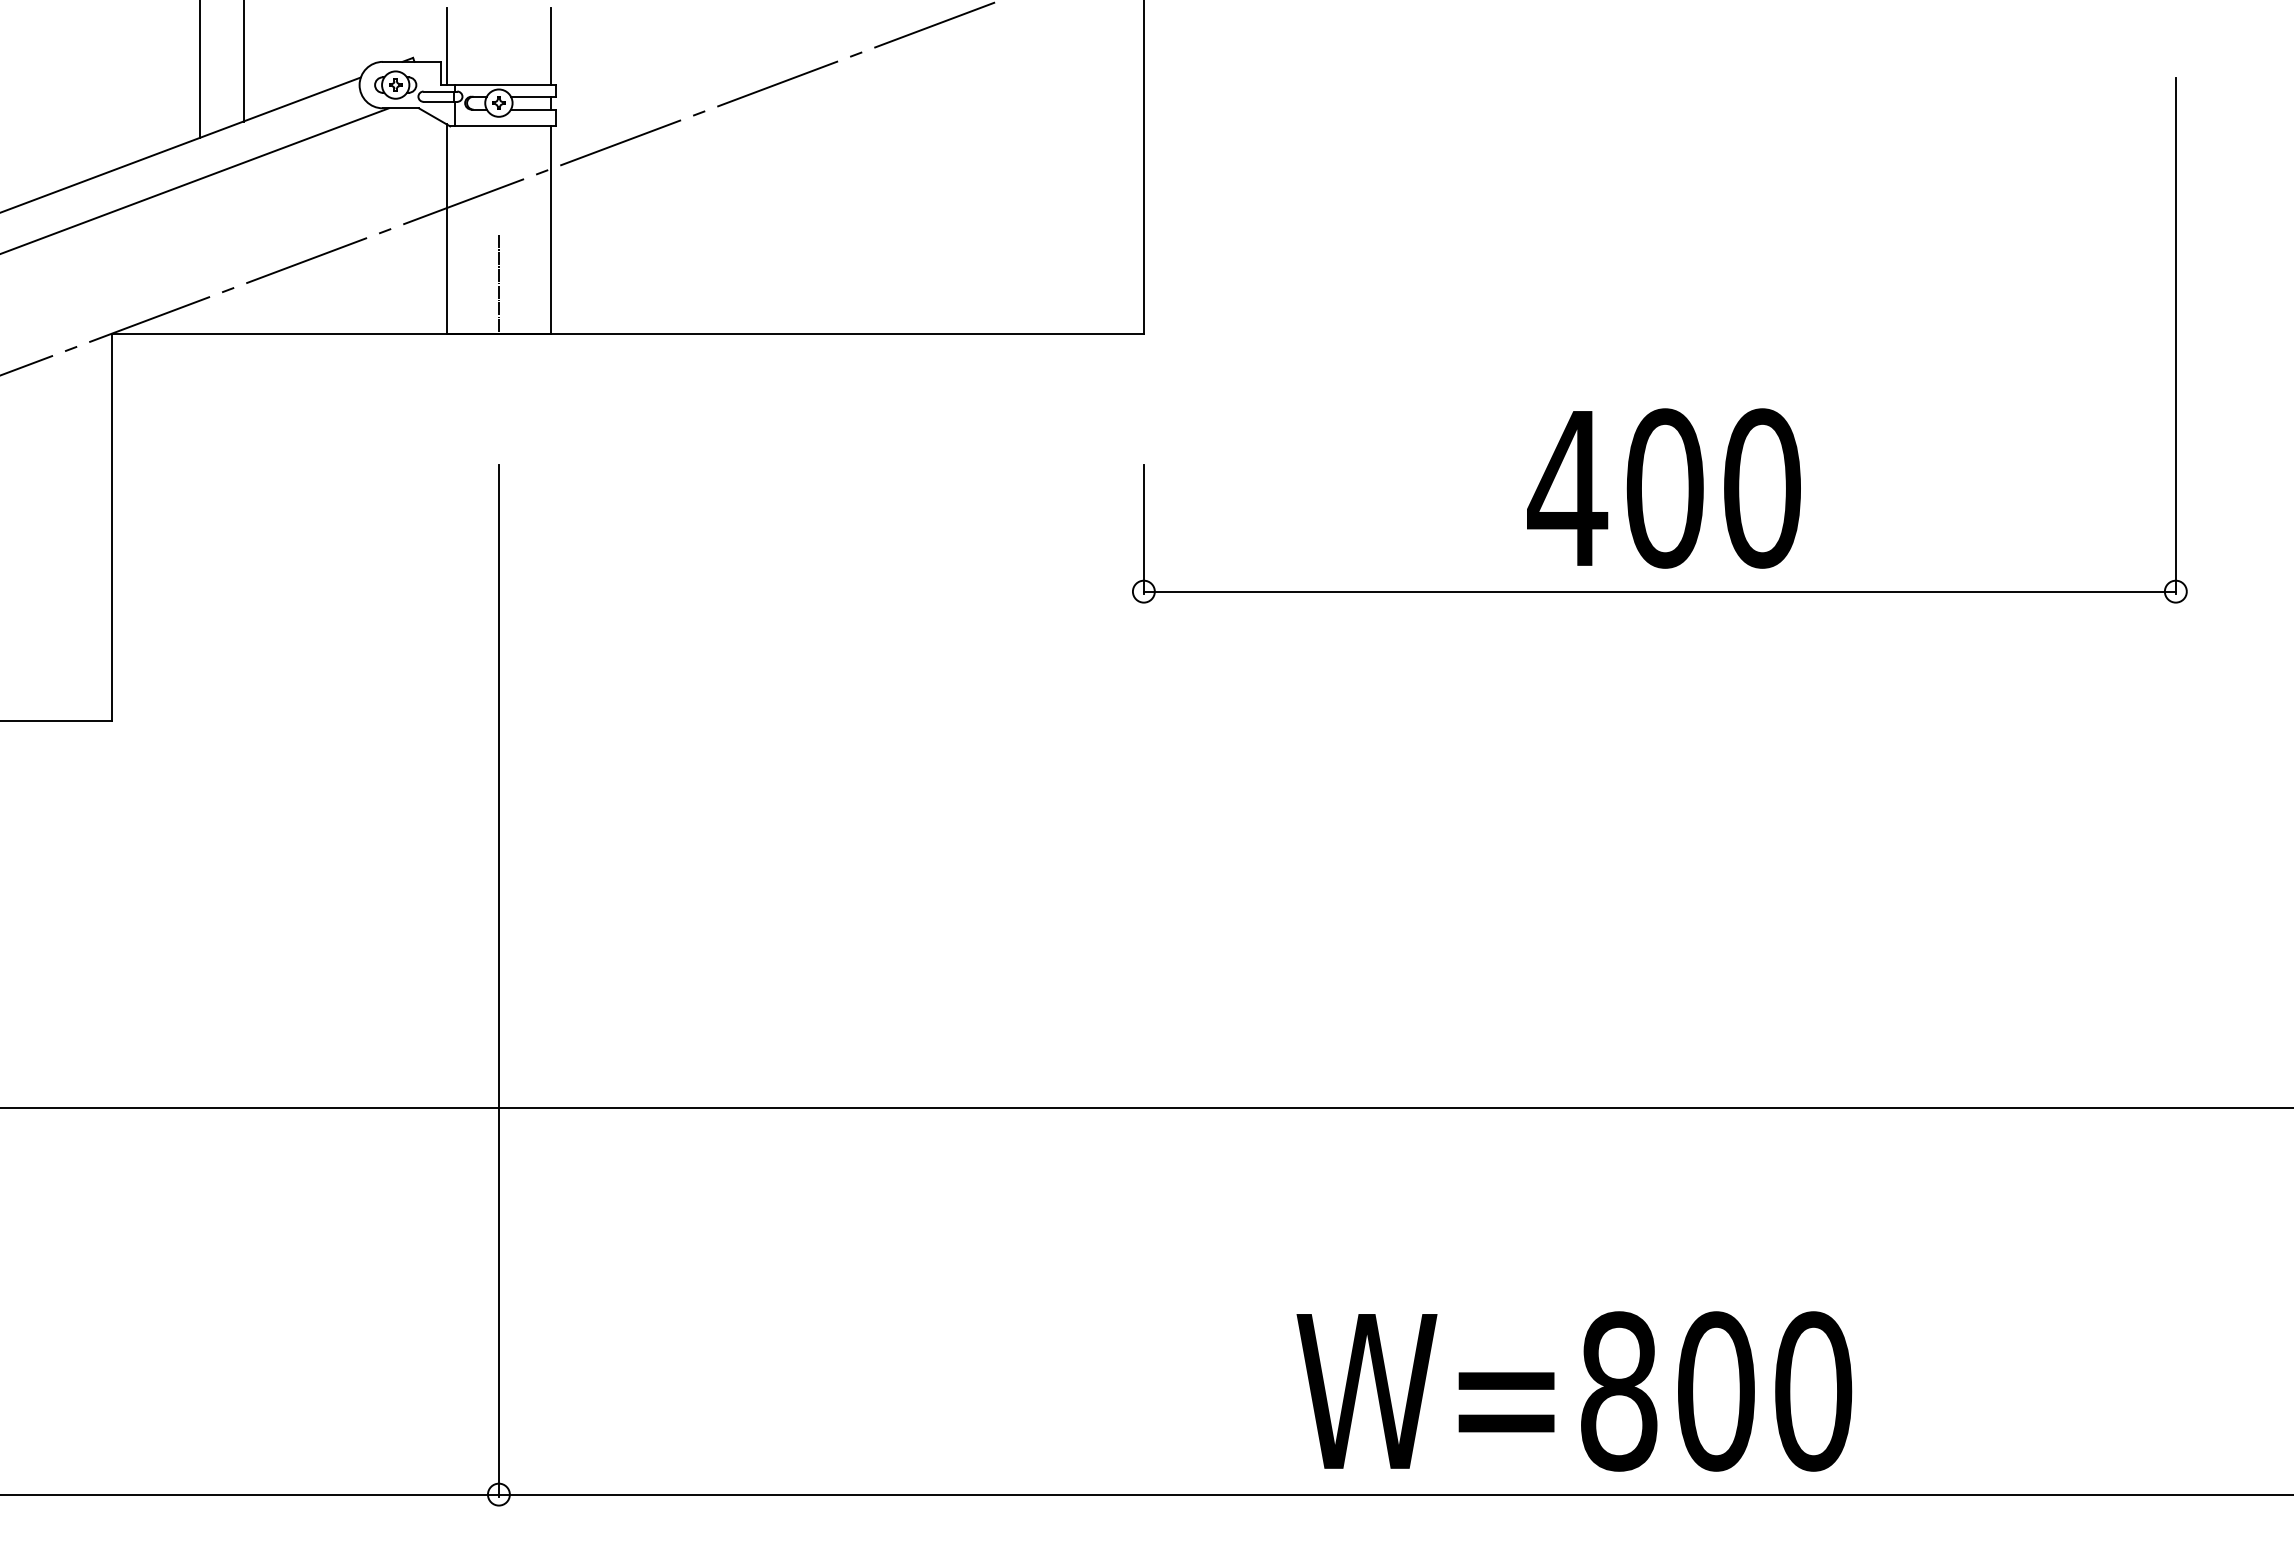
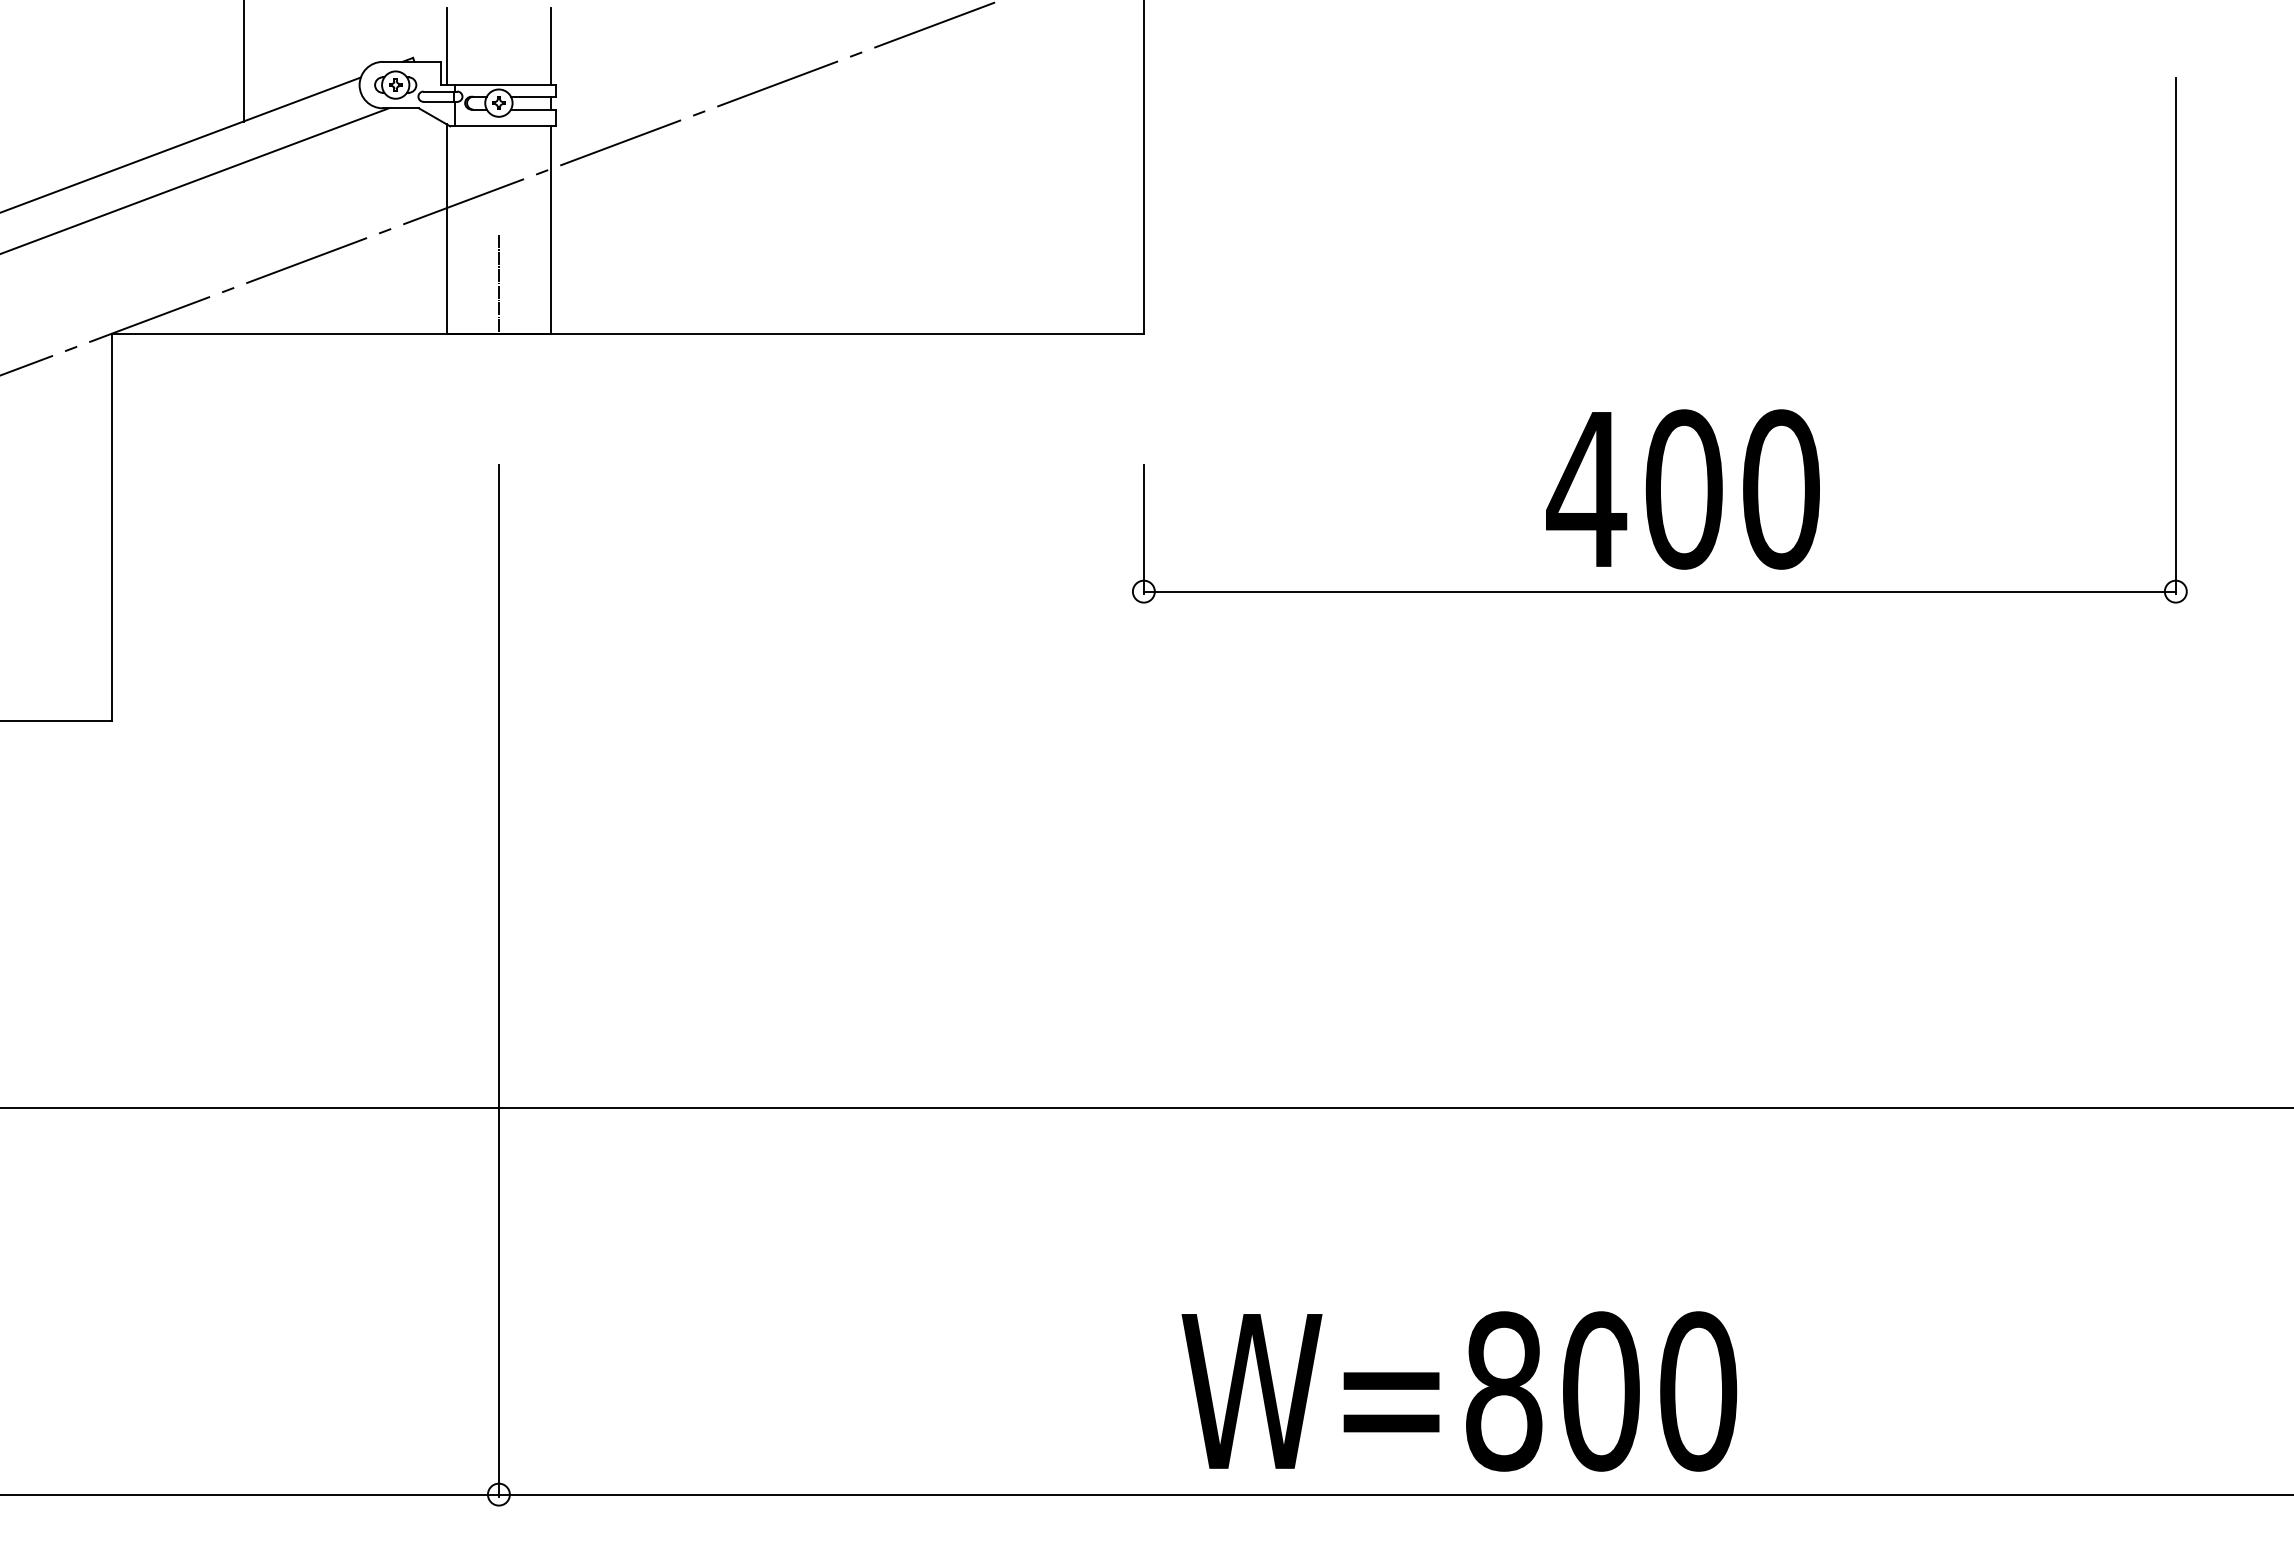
line: present -> none (199, 70)
text position: (1663, 488) -> (1682, 489) (1682, 489)
text position: (1574, 1391) -> (1459, 1391) (1459, 1391)
